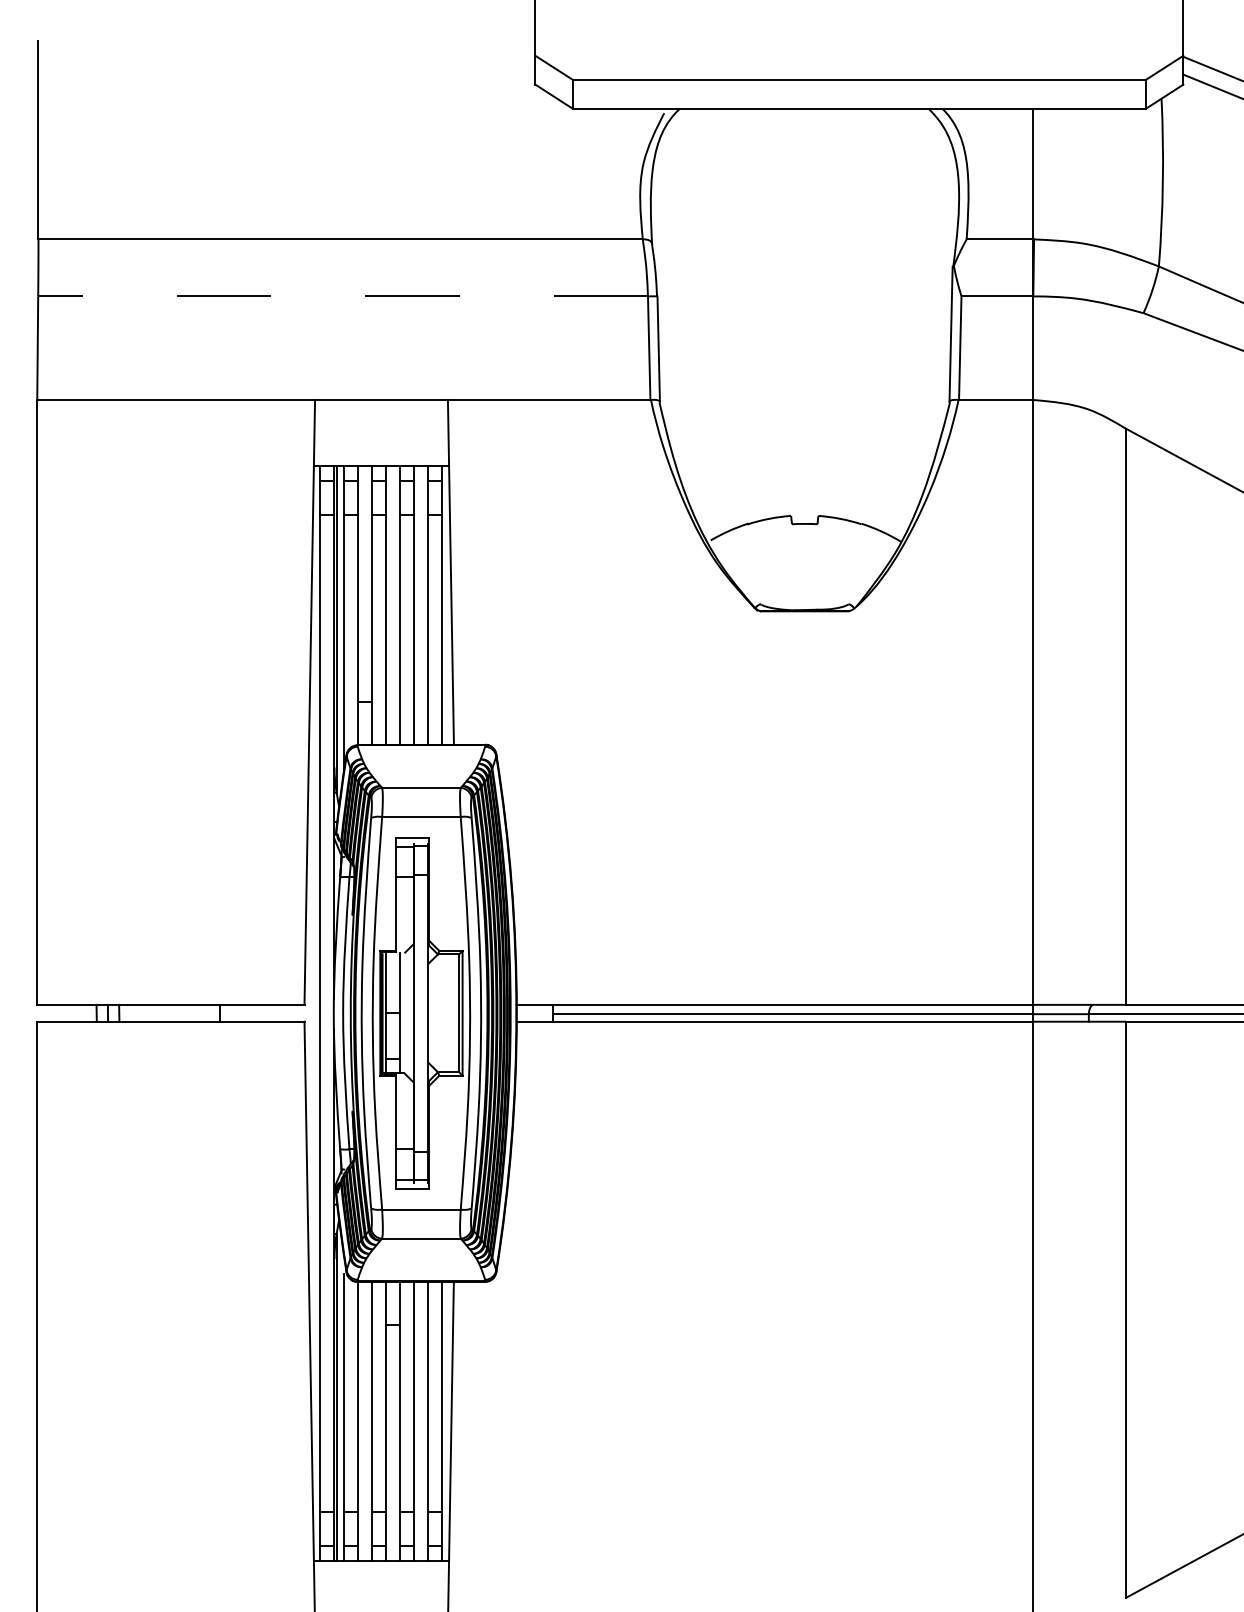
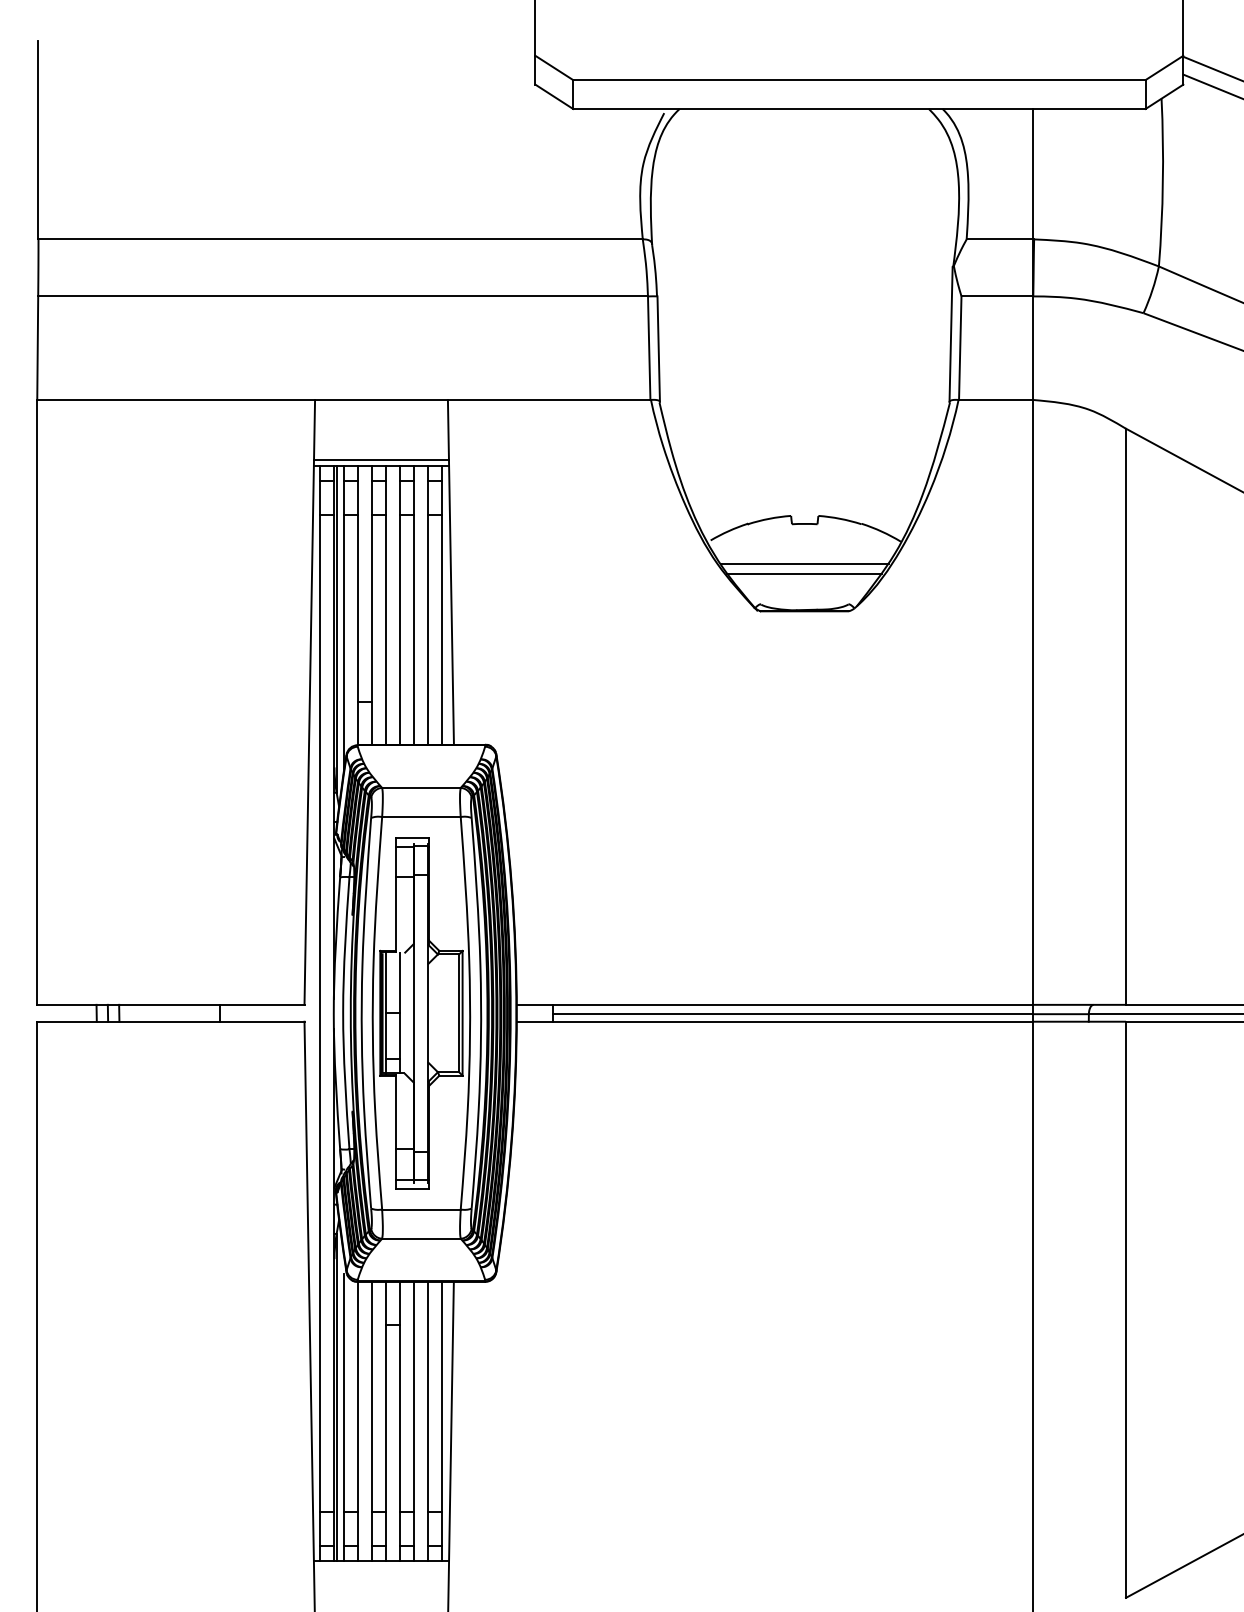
line: dashed -> solid (343, 296)
line: none -> present (381, 460)
line: none -> present (804, 563)
line: none -> present (803, 573)
